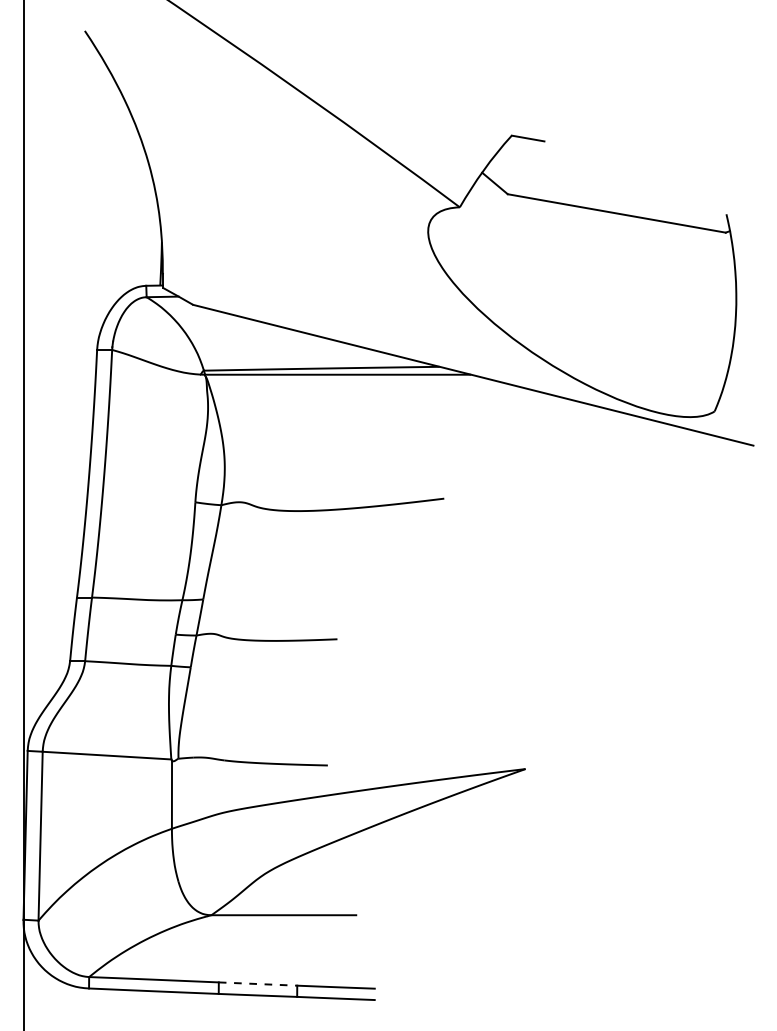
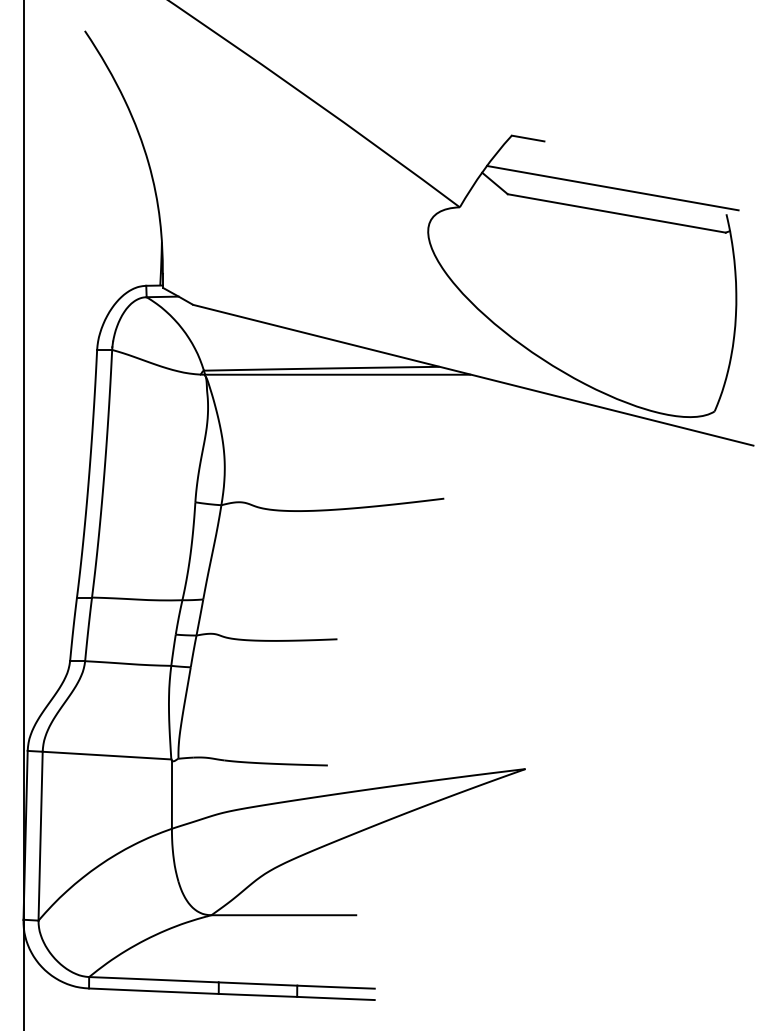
line: none -> present (612, 187)
line: dashed -> solid (258, 984)
